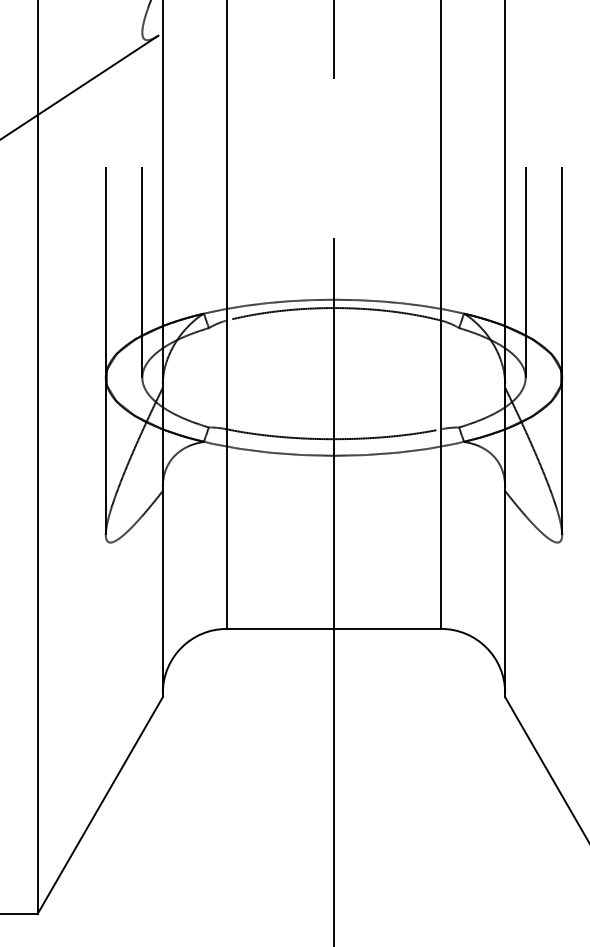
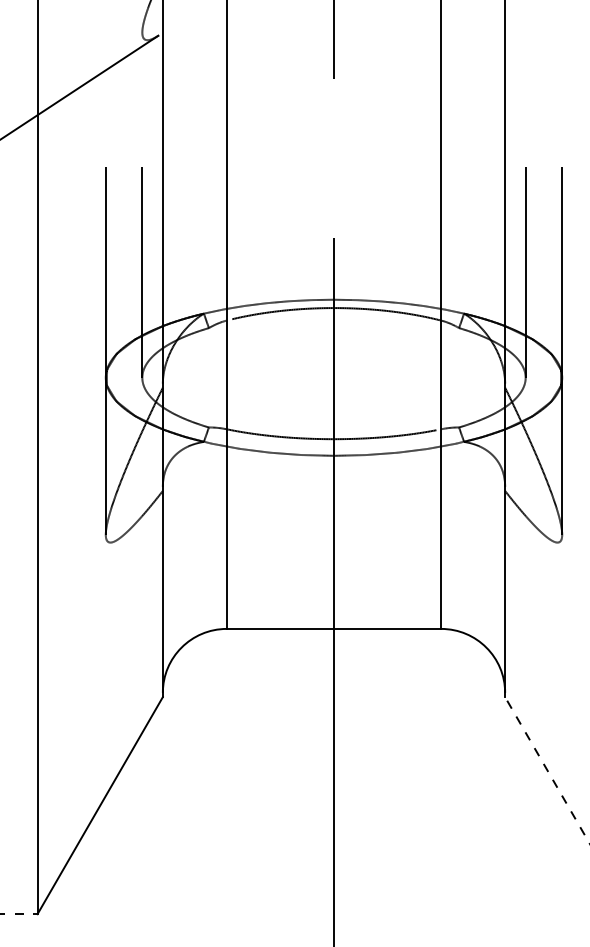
line: solid -> dashed (547, 769)
line: solid -> dashed (19, 914)
